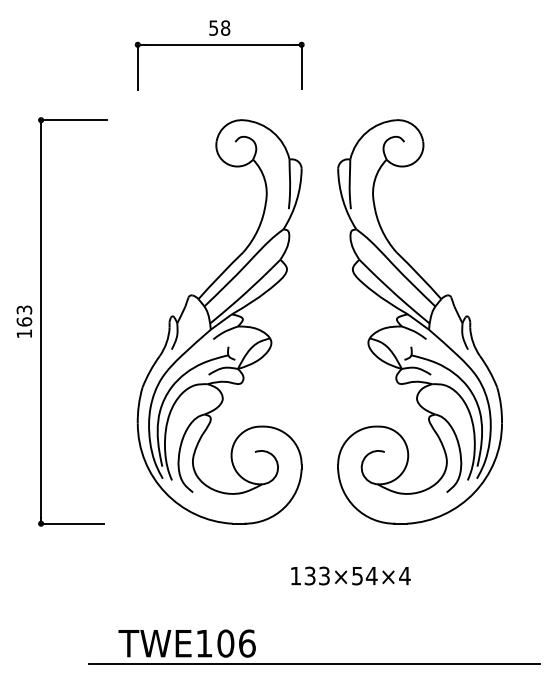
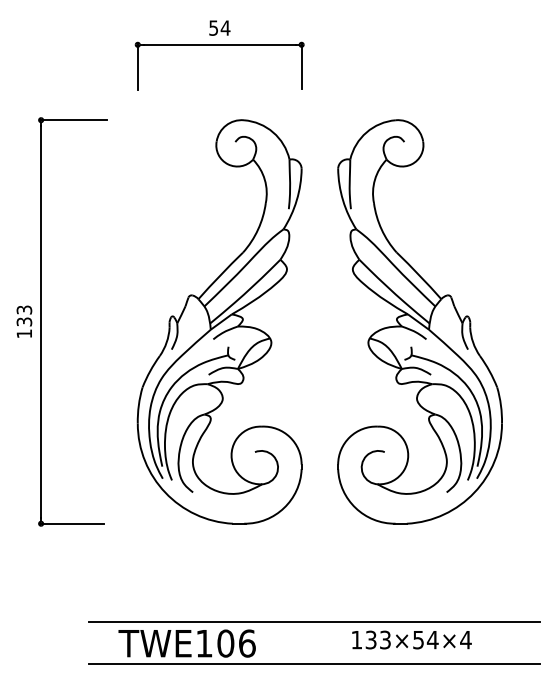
text: 58 -> 54 (225, 27)
text: 163 -> 133 (24, 321)
text position: (350, 575) -> (411, 639) (411, 639)
line: none -> present (314, 621)
